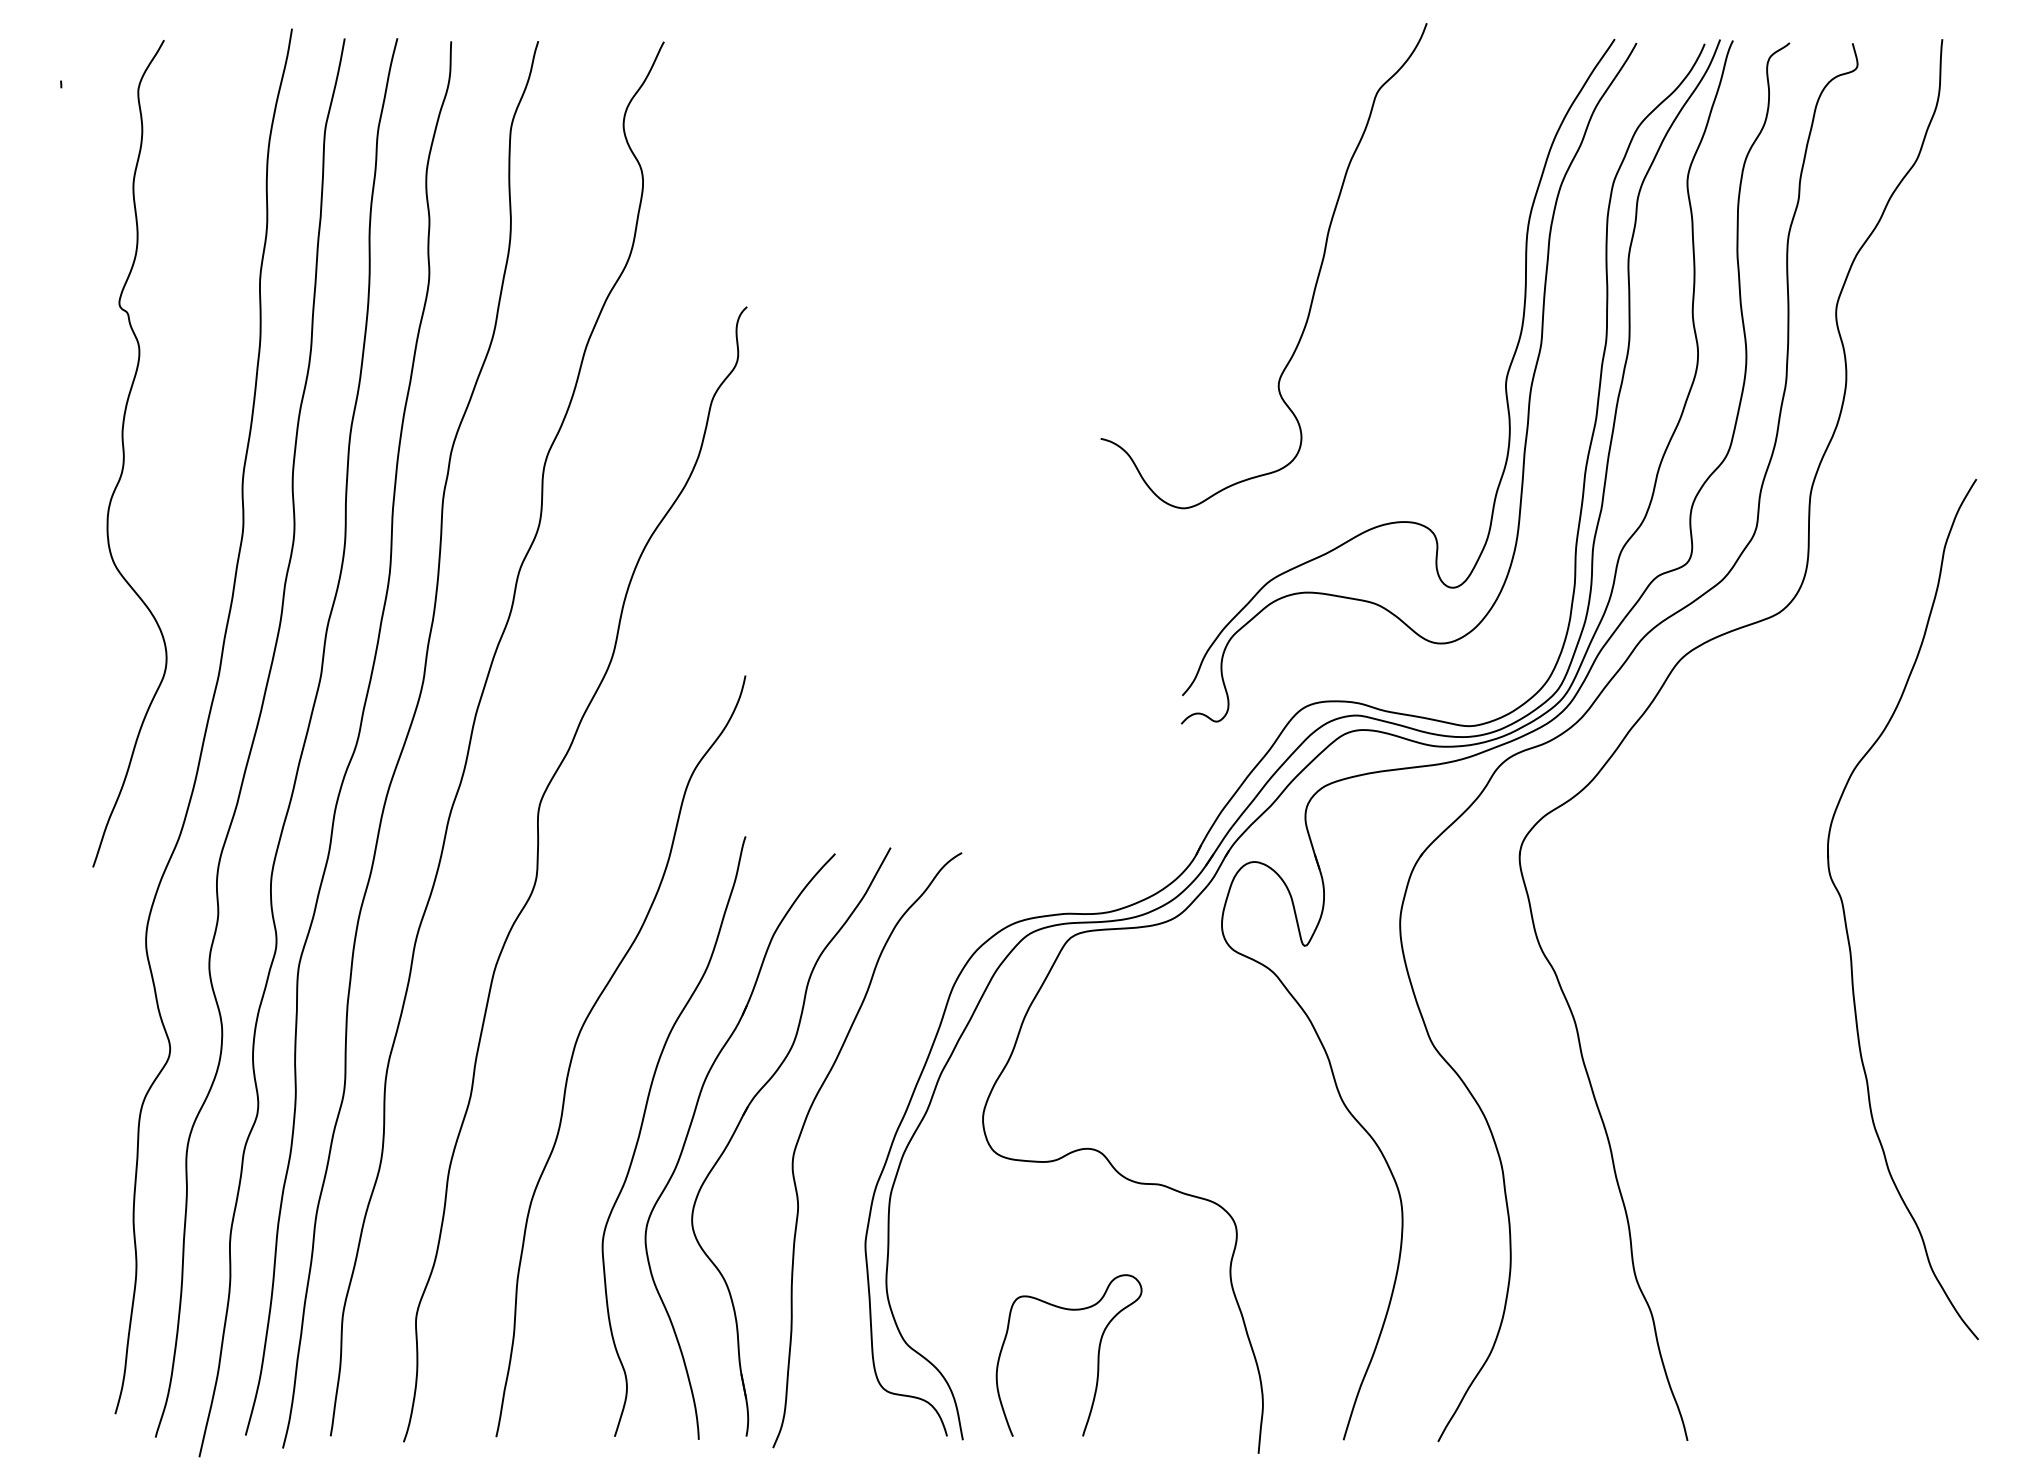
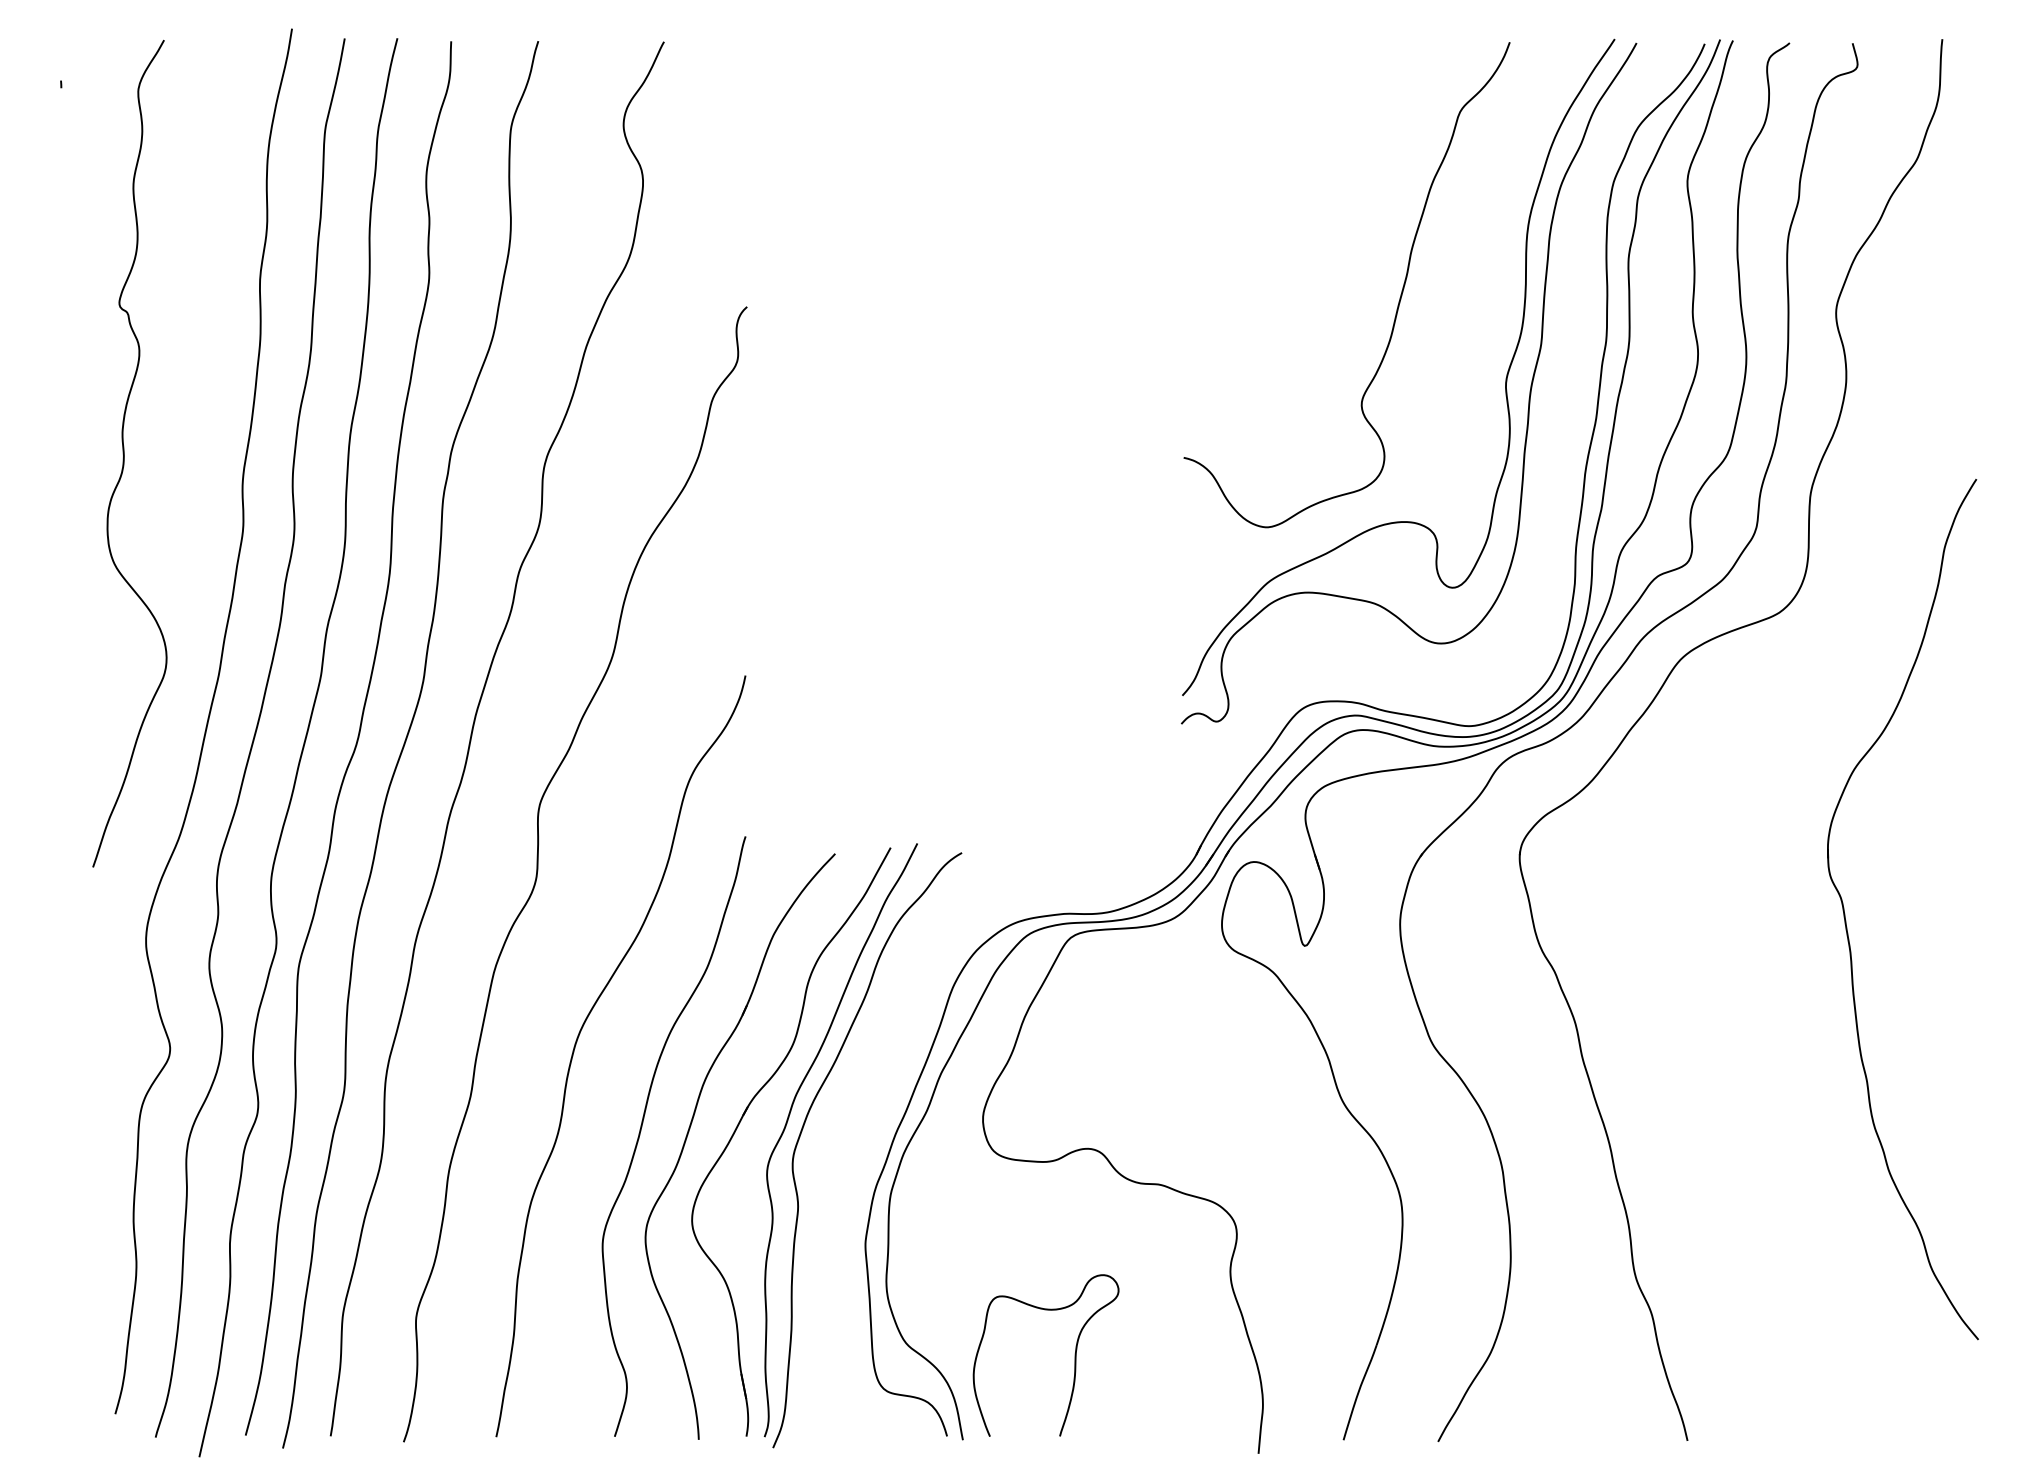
curve position: (1316, 278) -> (1399, 297) (1399, 297)
curve: none -> present (788, 1121)
curve position: (1097, 1355) -> (1074, 1355) (1074, 1355)
